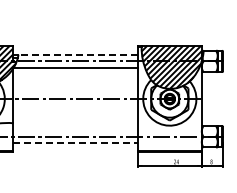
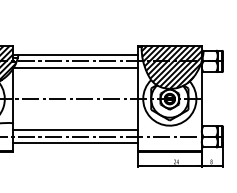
line: dashed -> solid (78, 54)
line: none -> present (74, 130)
line: dashed -> solid (75, 143)
